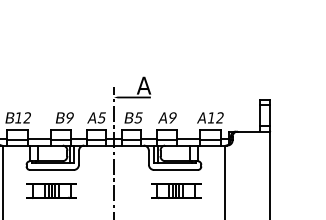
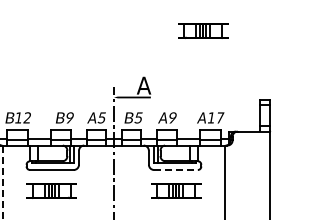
part: none -> present (203, 30)
text: A12 -> A17 (220, 117)
line: solid -> dashed (176, 170)
line: solid -> dashed (3, 182)
